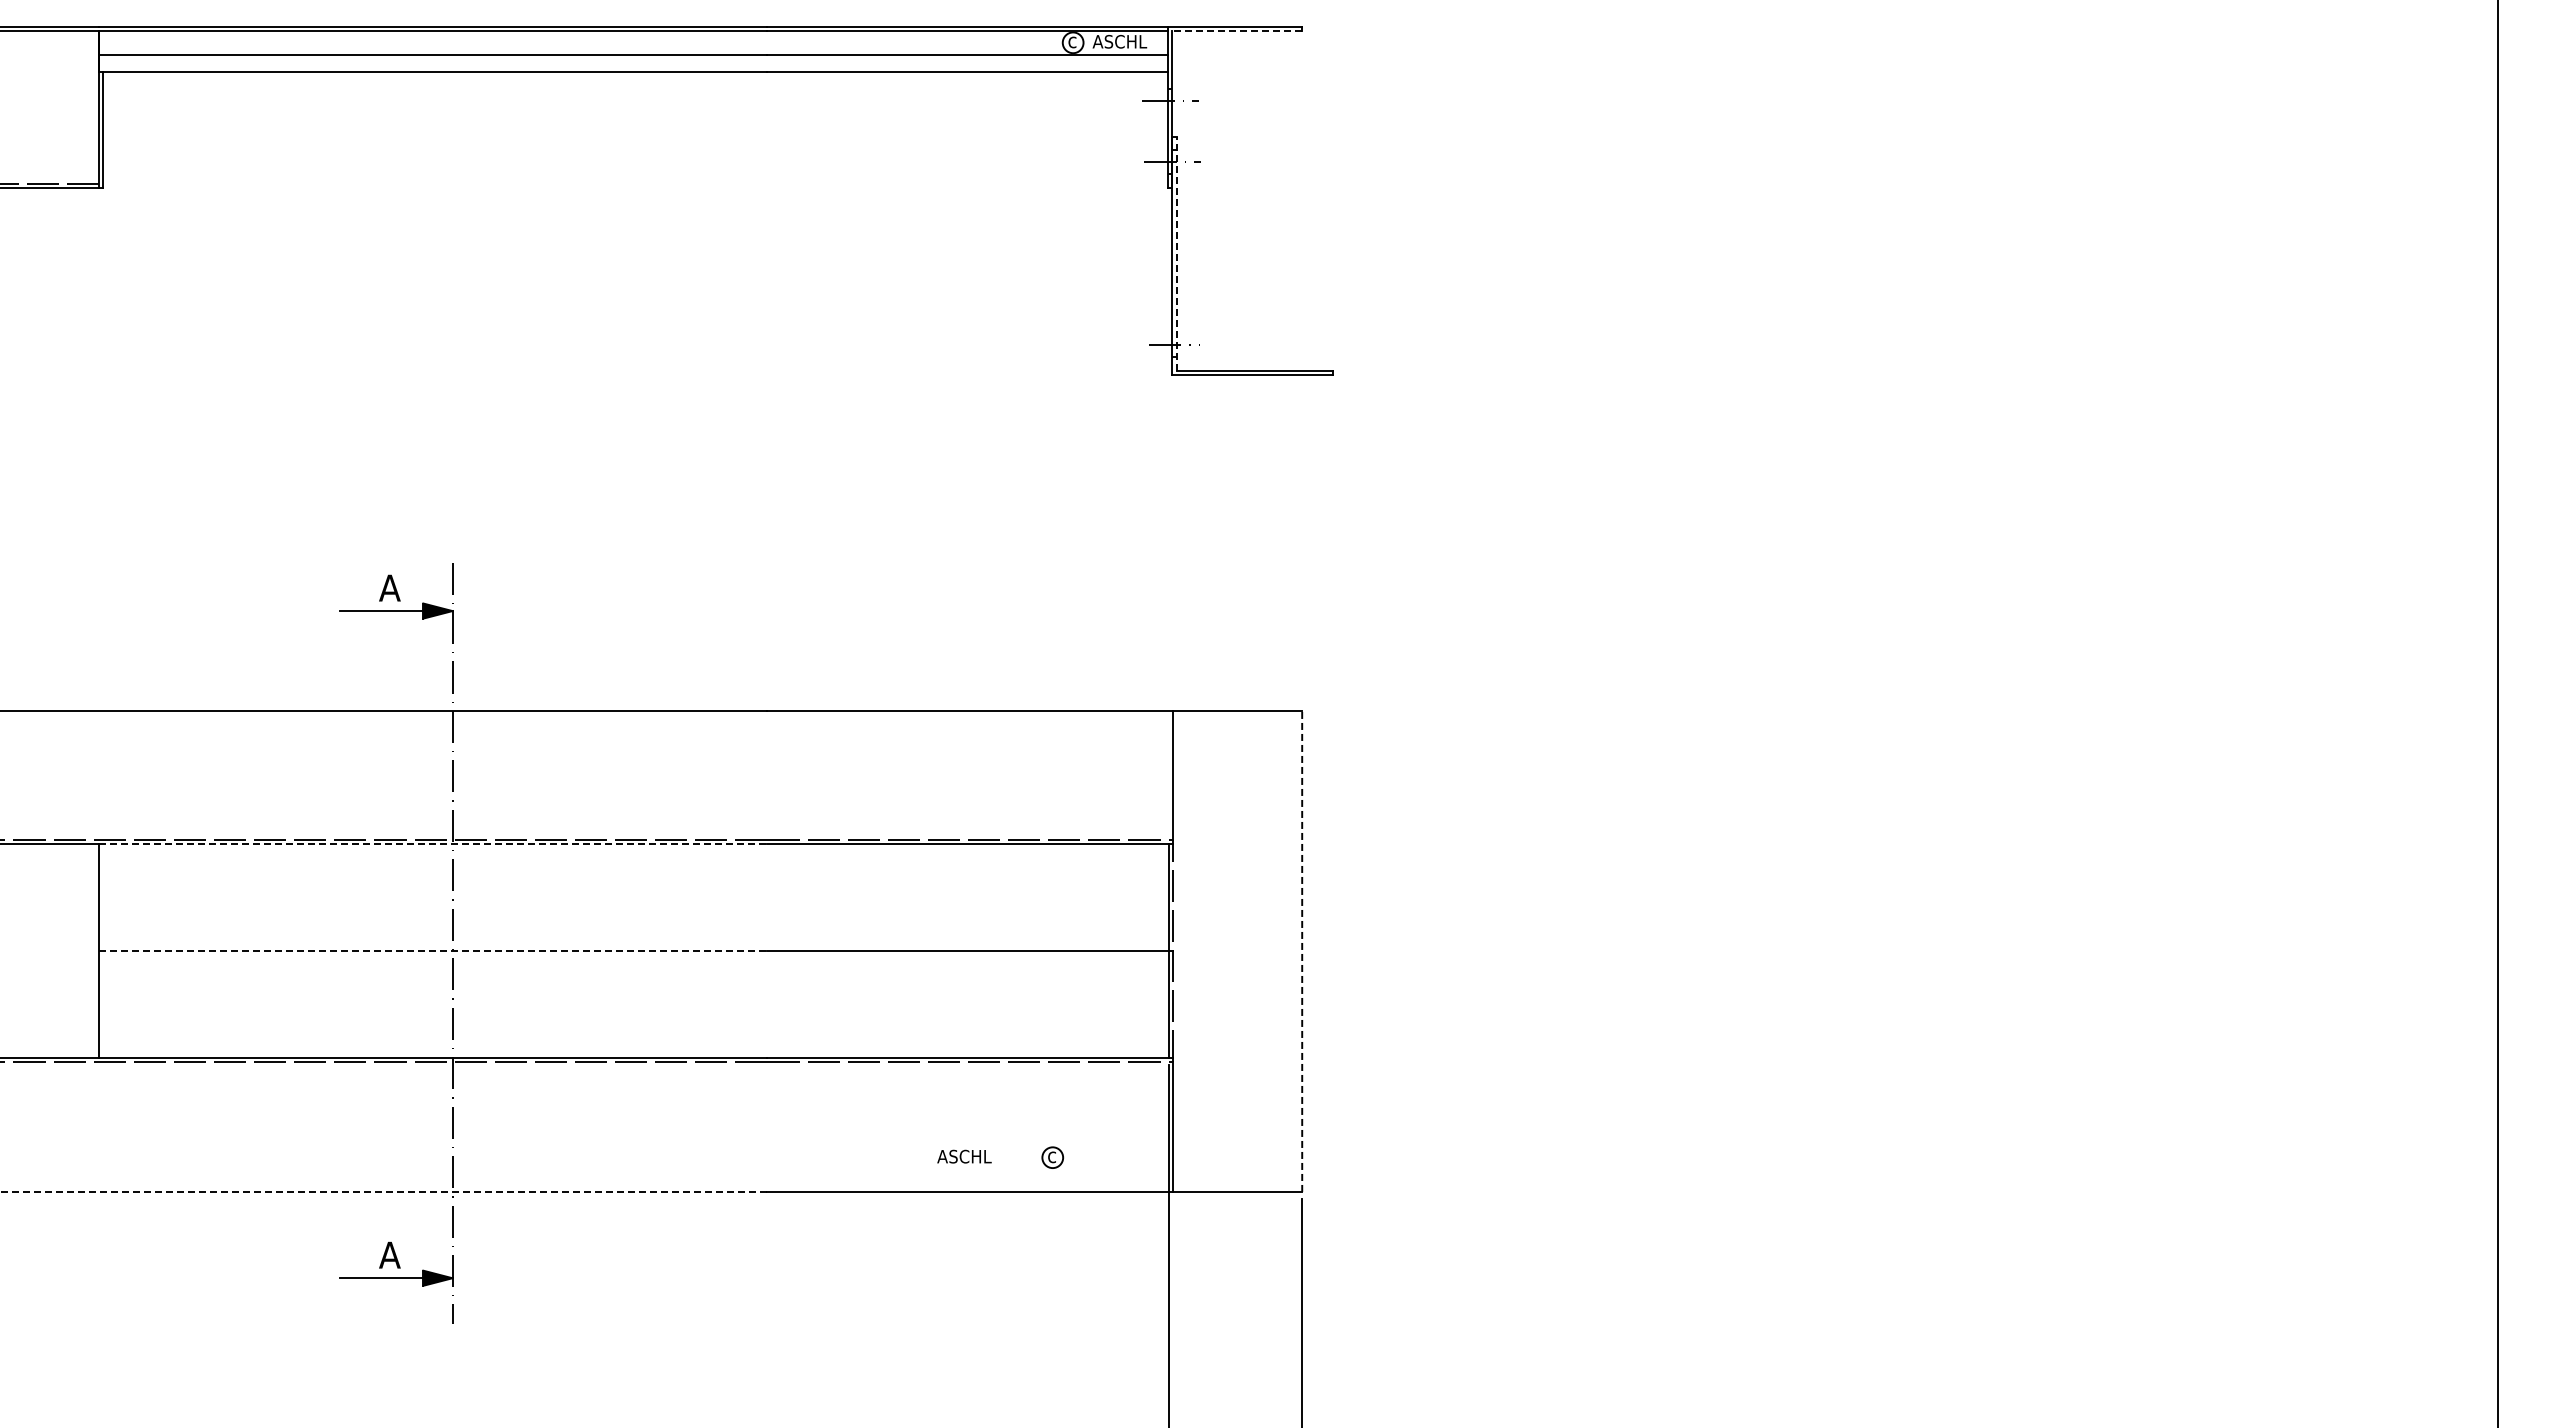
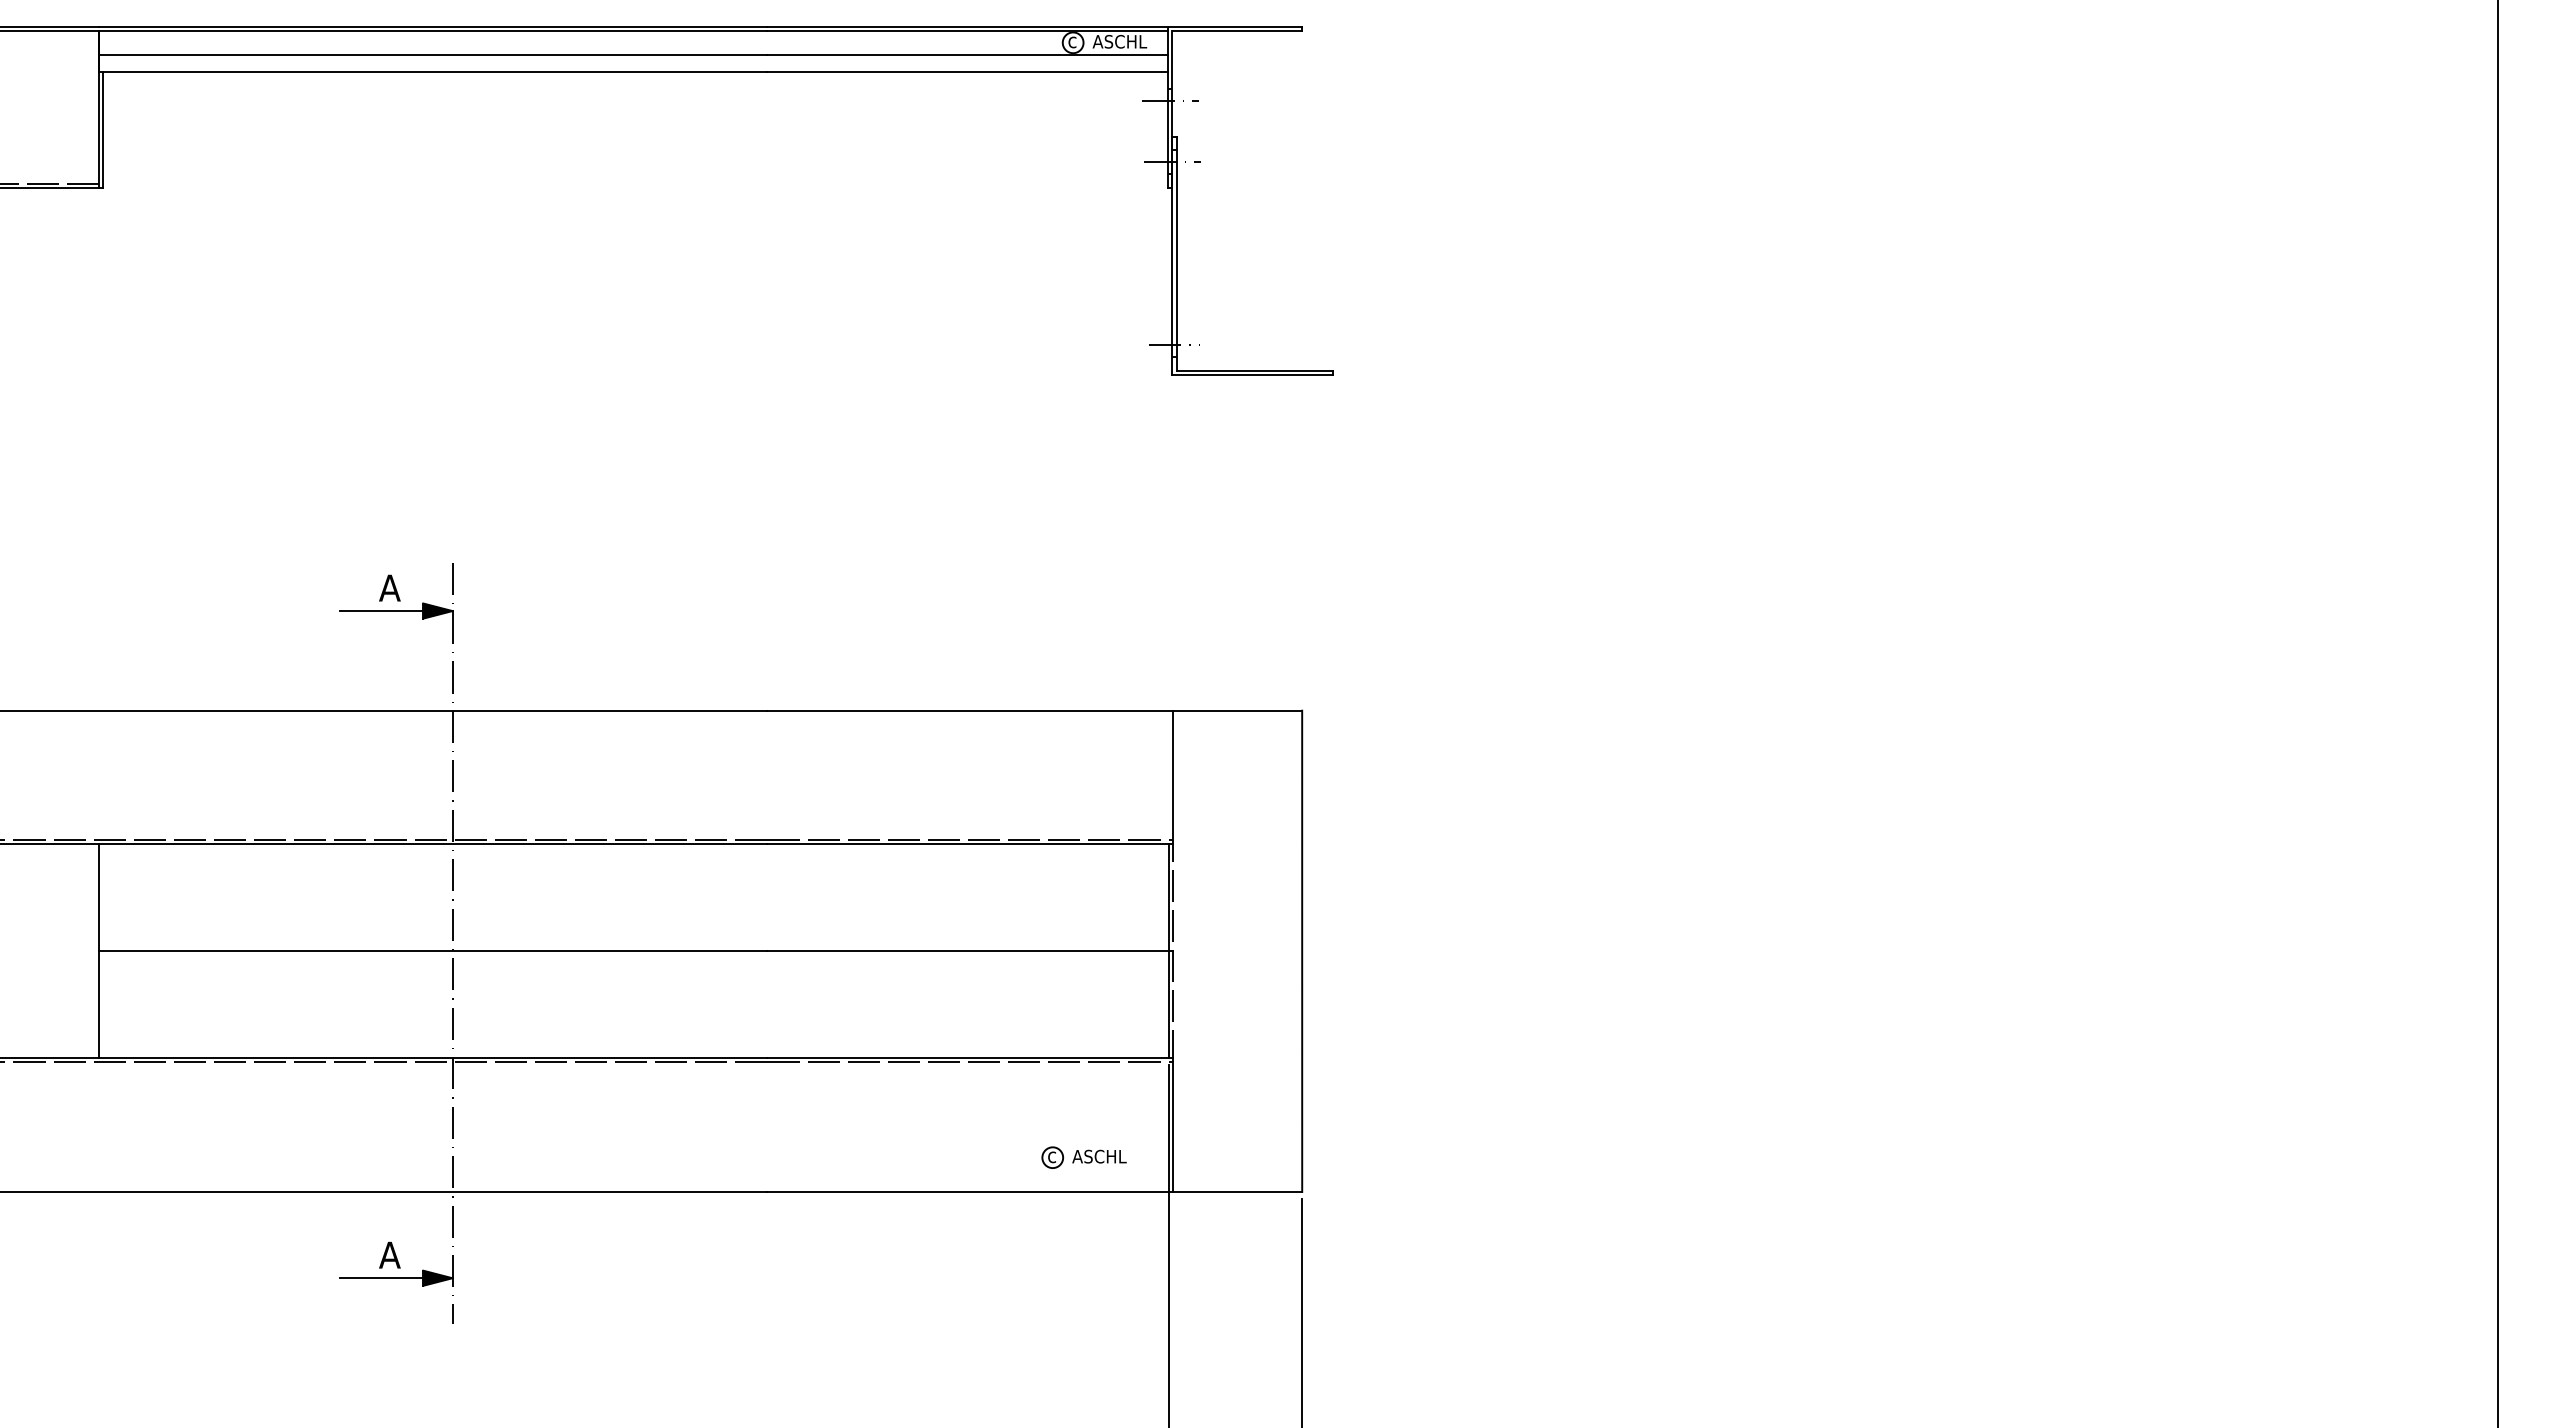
line: dashed -> solid (1237, 31)
line: dashed -> solid (1176, 253)
line: dashed -> solid (433, 844)
line: dashed -> solid (433, 951)
line: dashed -> solid (1302, 951)
text position: (964, 1156) -> (1099, 1156) (1099, 1156)
line: dashed -> solid (383, 1191)
